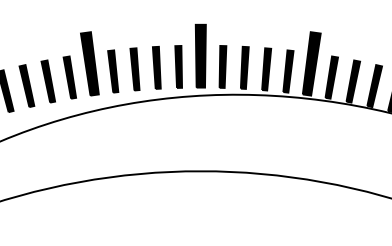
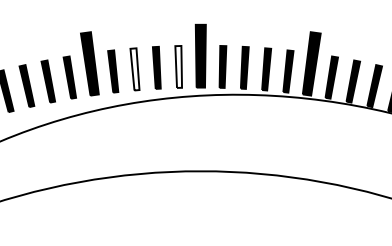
fill: present -> none (178, 66)
fill: present -> none (134, 69)
